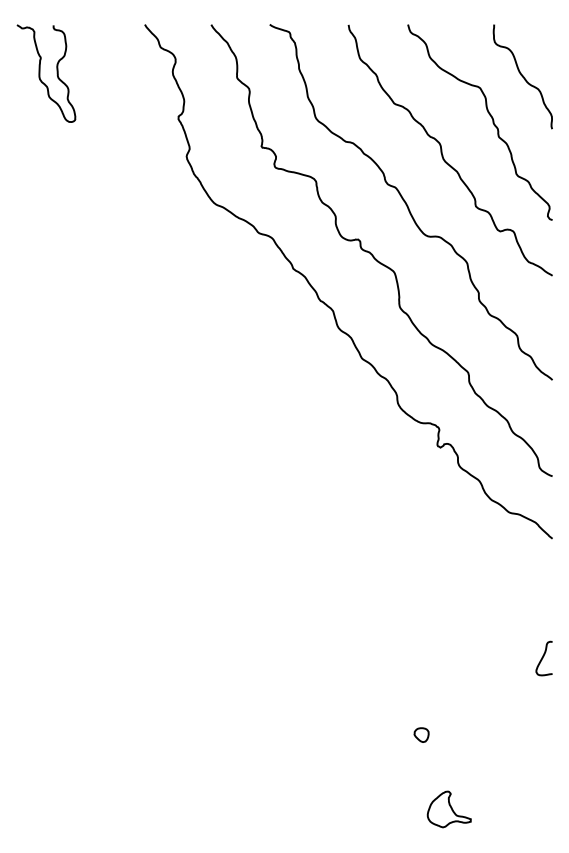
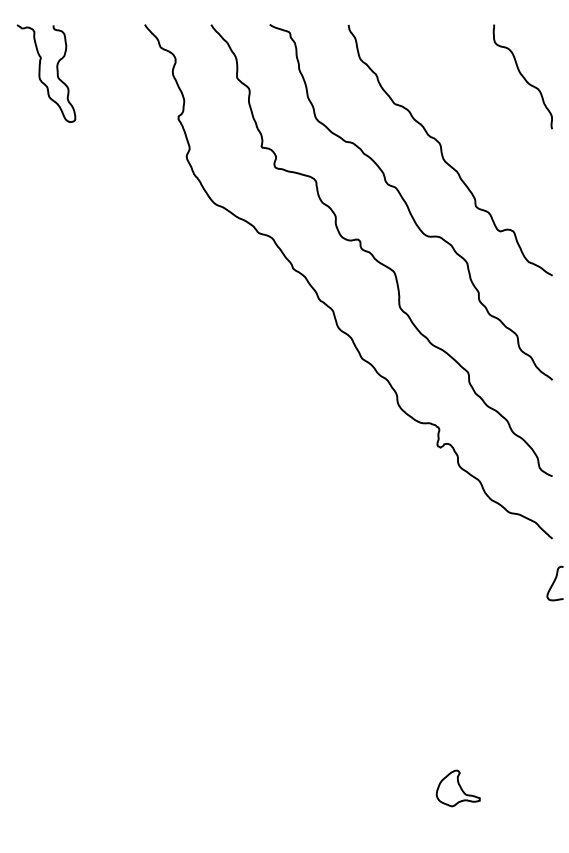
curve: present -> none (489, 115)
curve position: (543, 658) -> (554, 583) (554, 583)
part: present -> none (421, 734)
part position: (448, 809) -> (457, 788) (457, 788)
